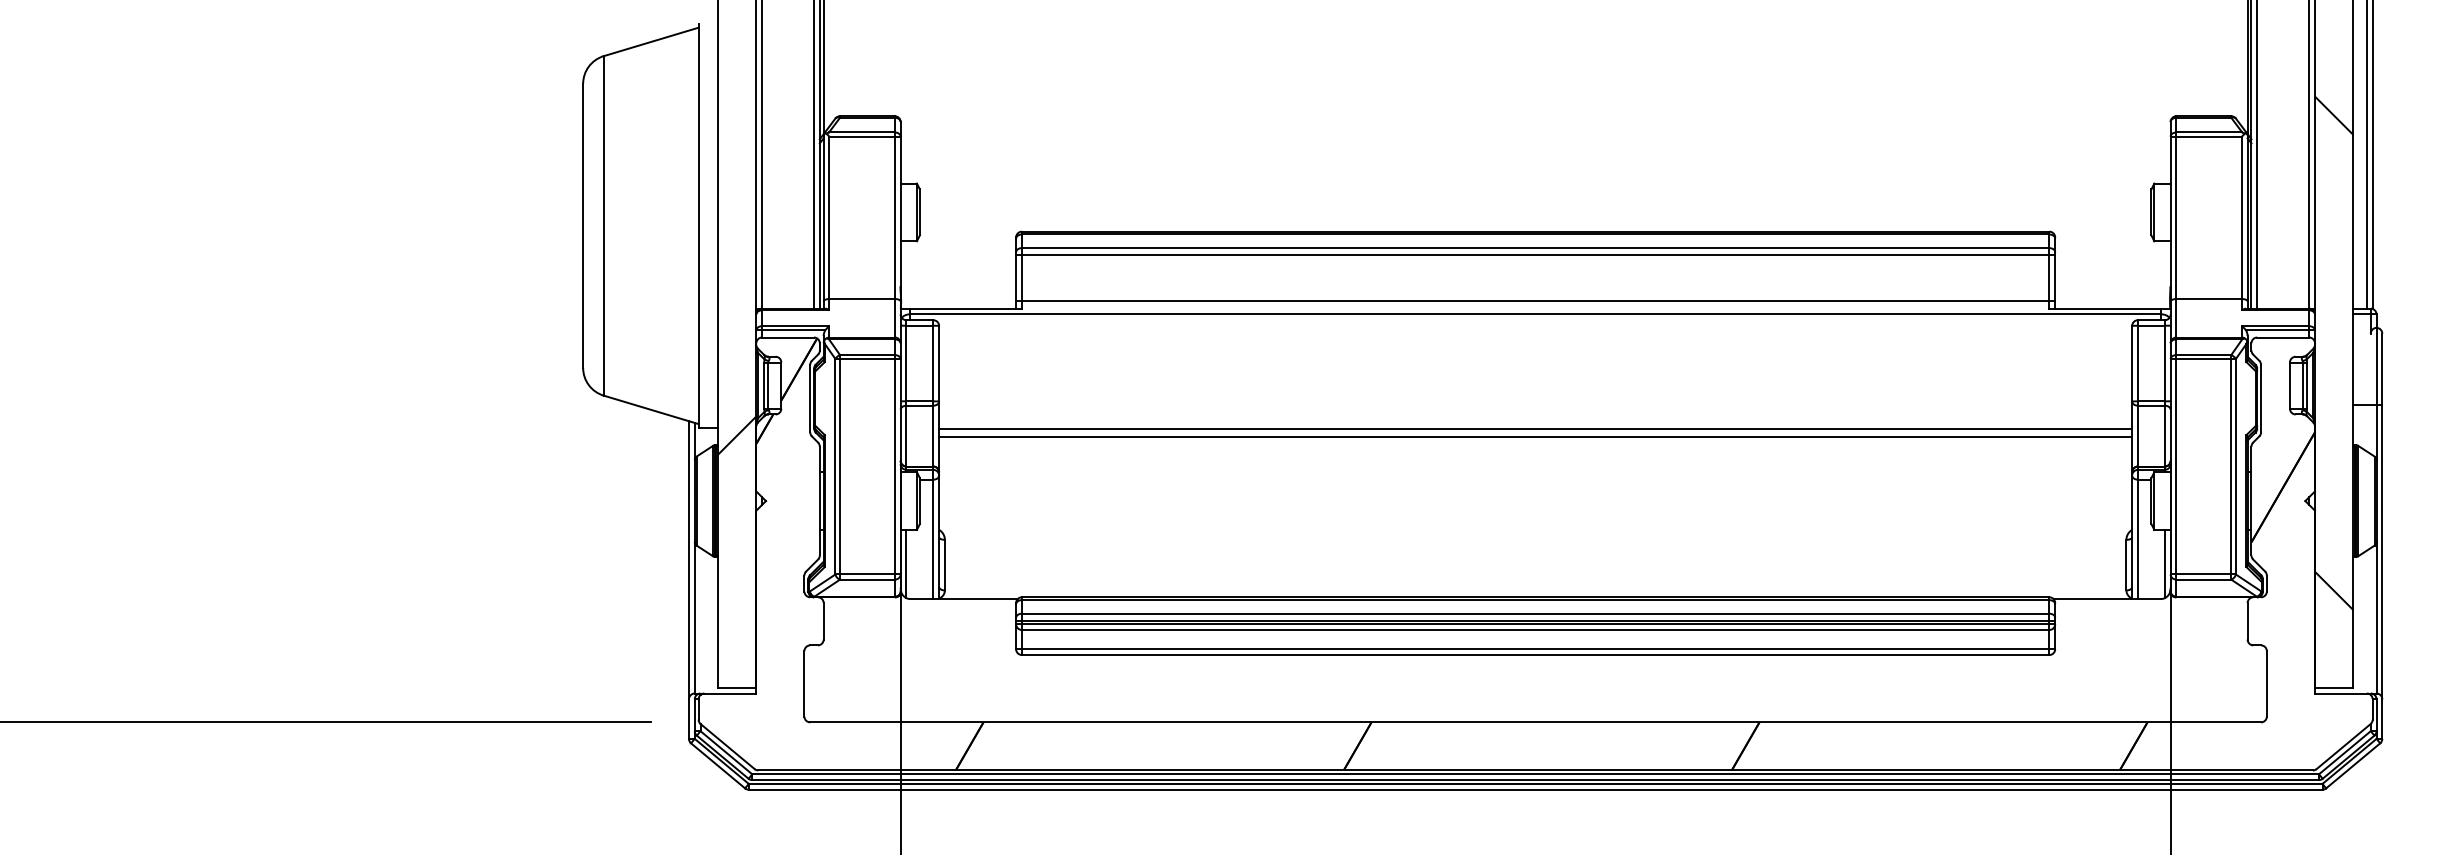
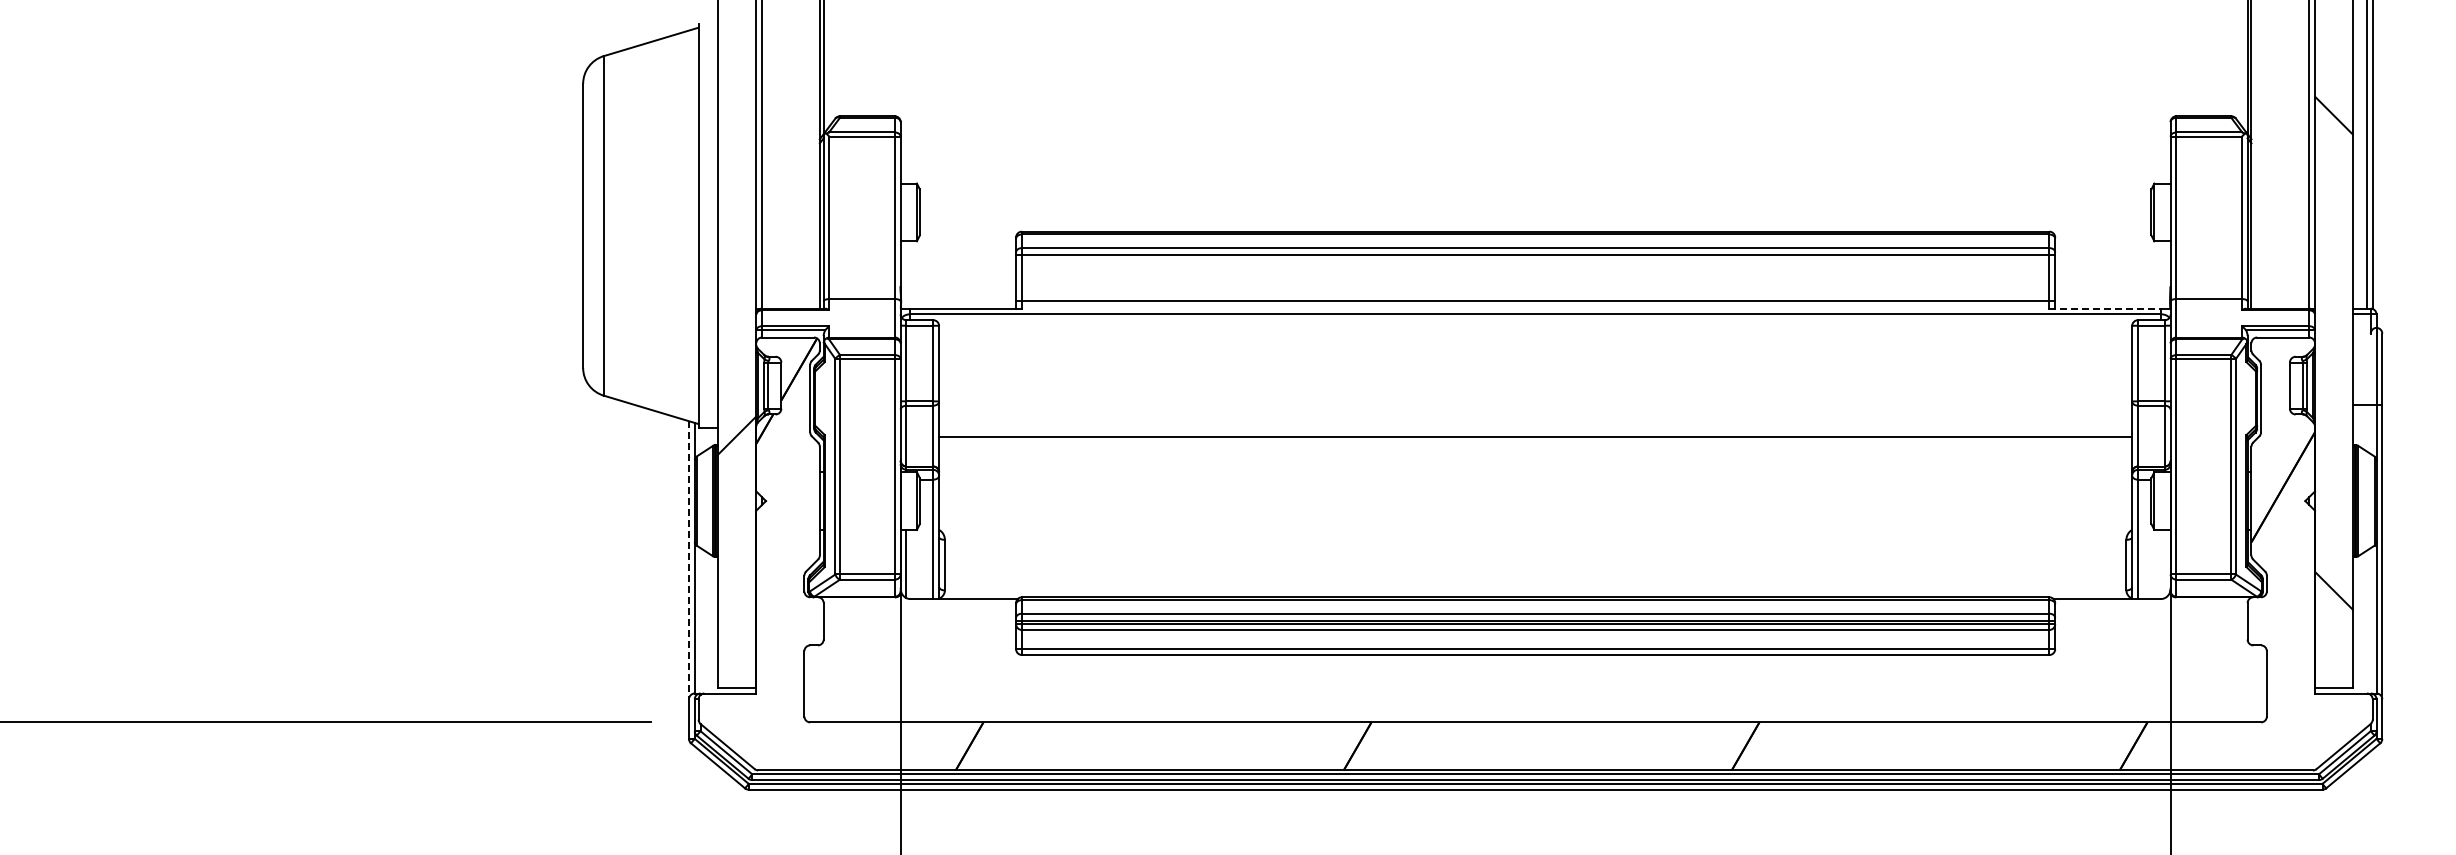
line: present -> none (814, 155)
line: present -> none (2257, 155)
line: solid -> dashed (2105, 308)
line: present -> none (1535, 429)
line: solid -> dashed (688, 560)
line: present -> none (2164, 563)
